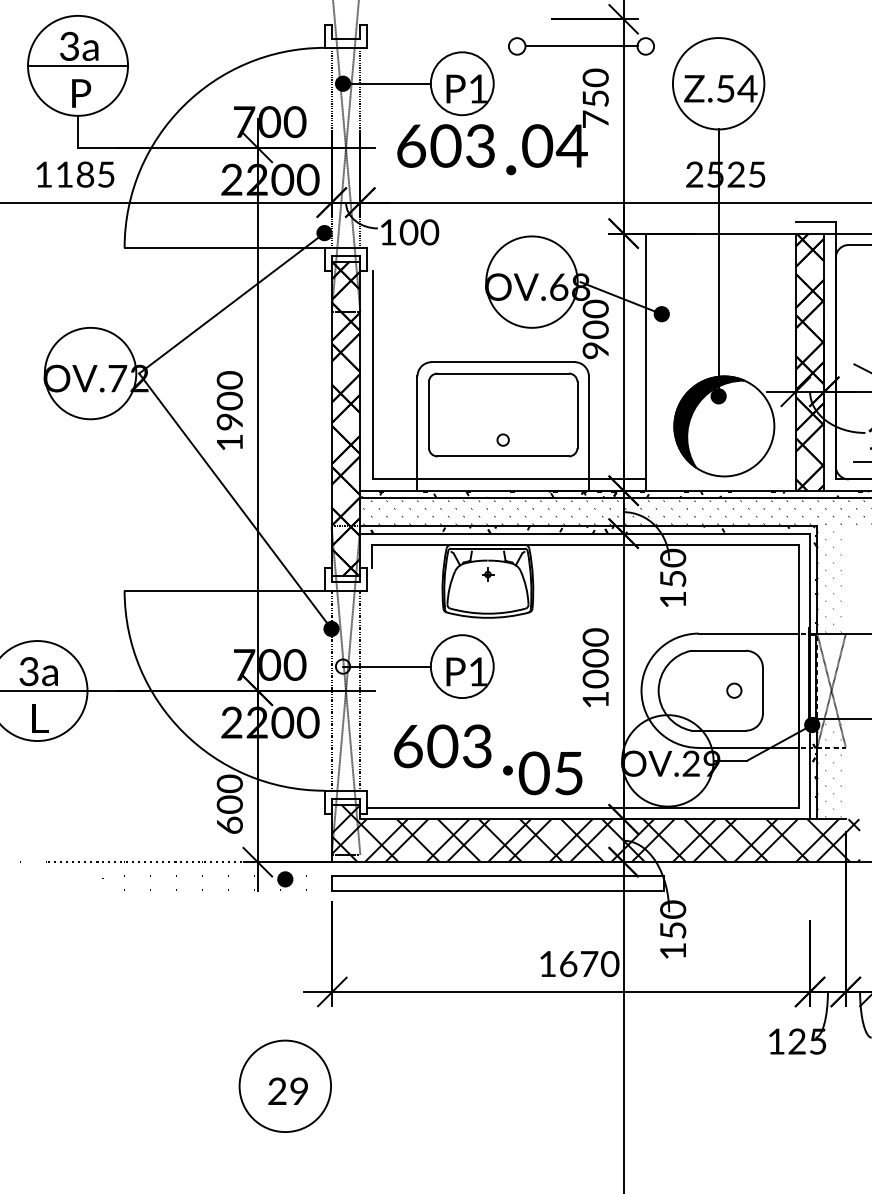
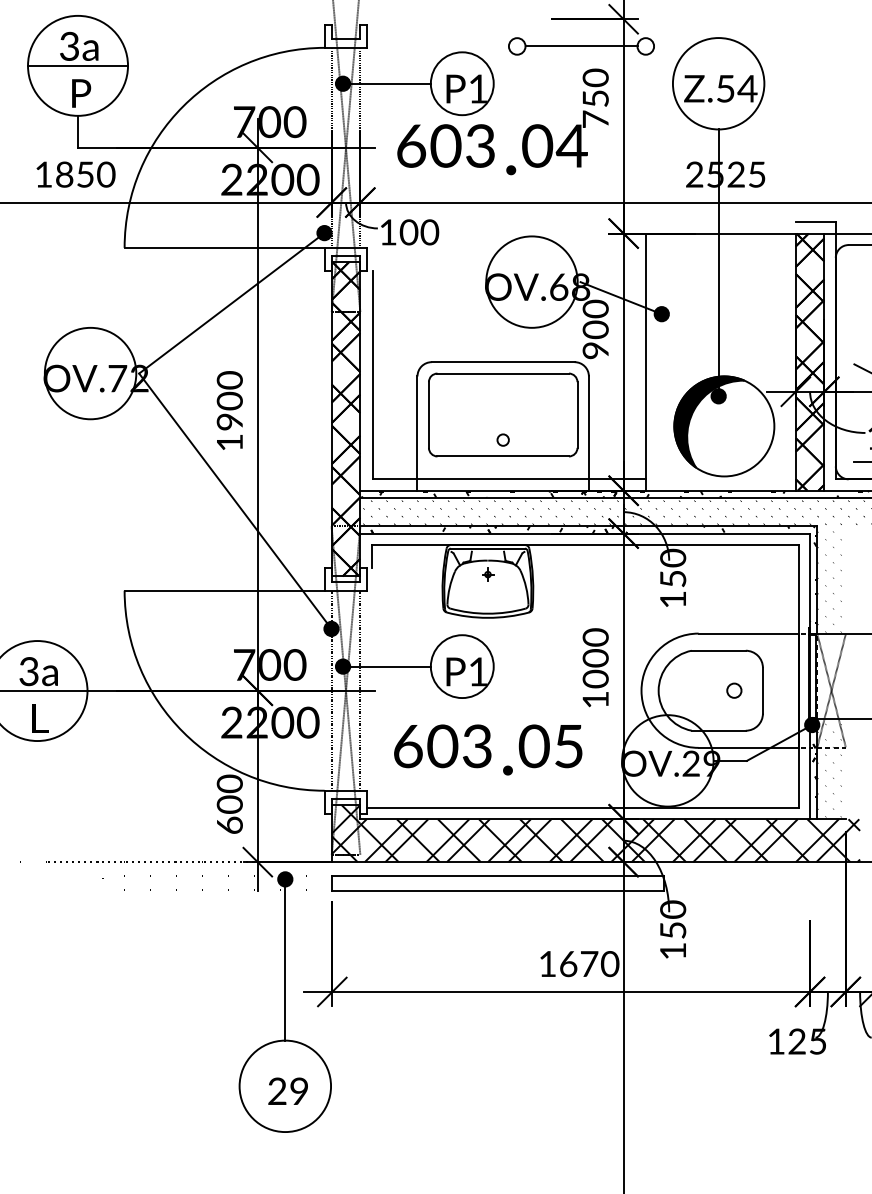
text: 1185 -> 1850 (85, 174)
fill: none -> present (342, 666)
text position: (550, 773) -> (550, 746) (550, 746)
line: none -> present (285, 959)
